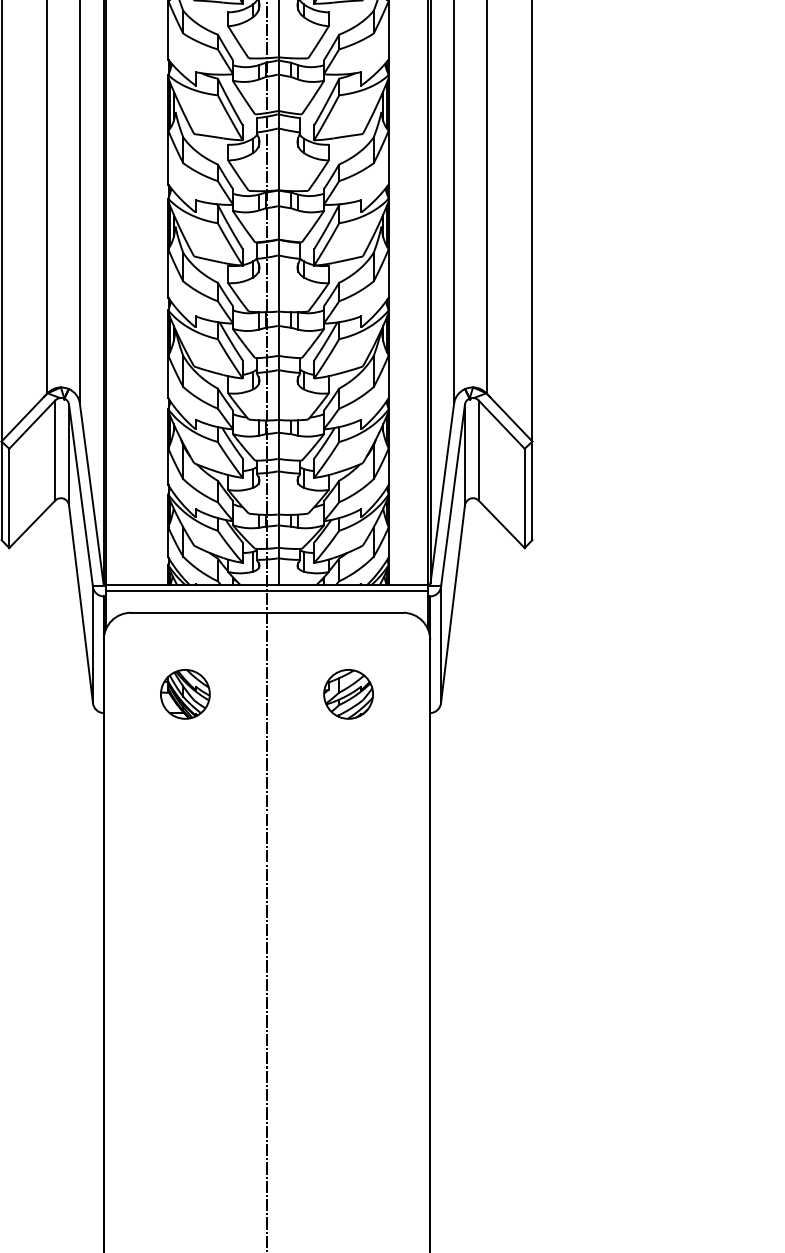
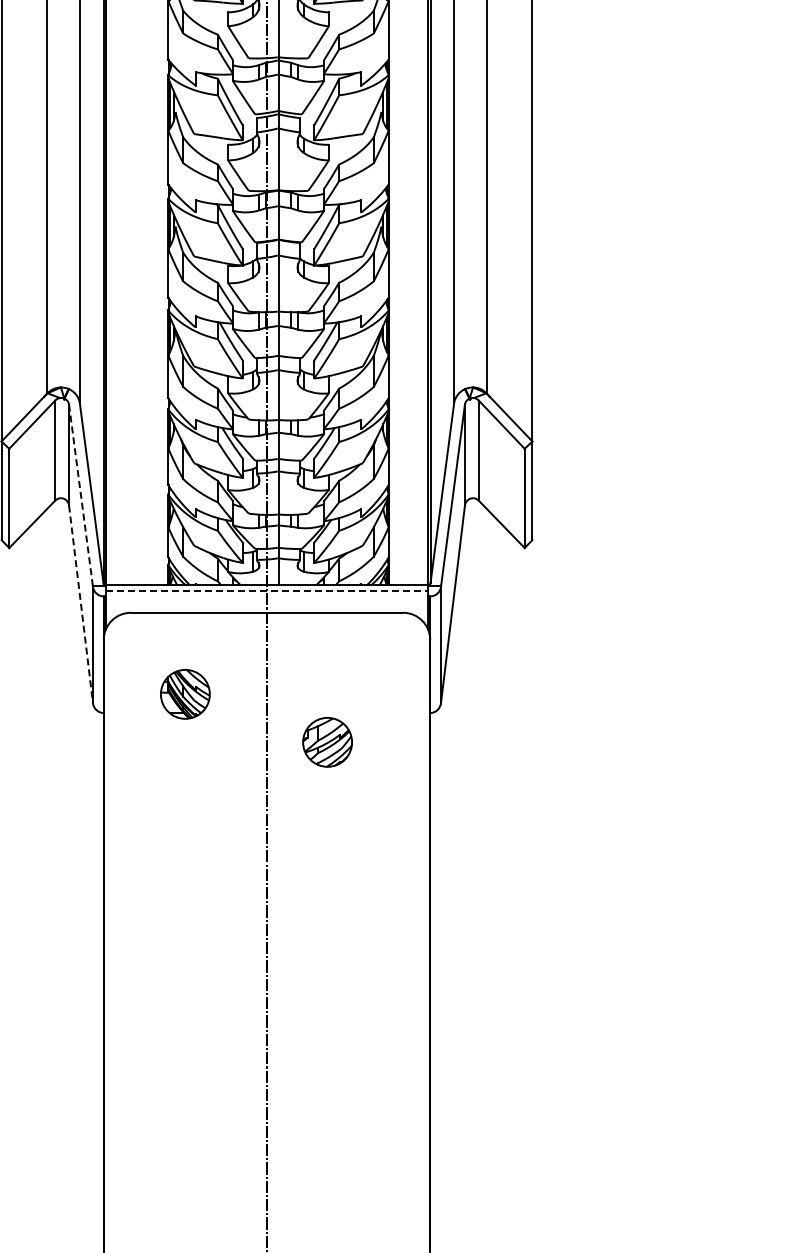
line: solid -> dashed (81, 495)
line: solid -> dashed (267, 590)
line: solid -> dashed (81, 604)
part position: (348, 694) -> (327, 742) (327, 742)
